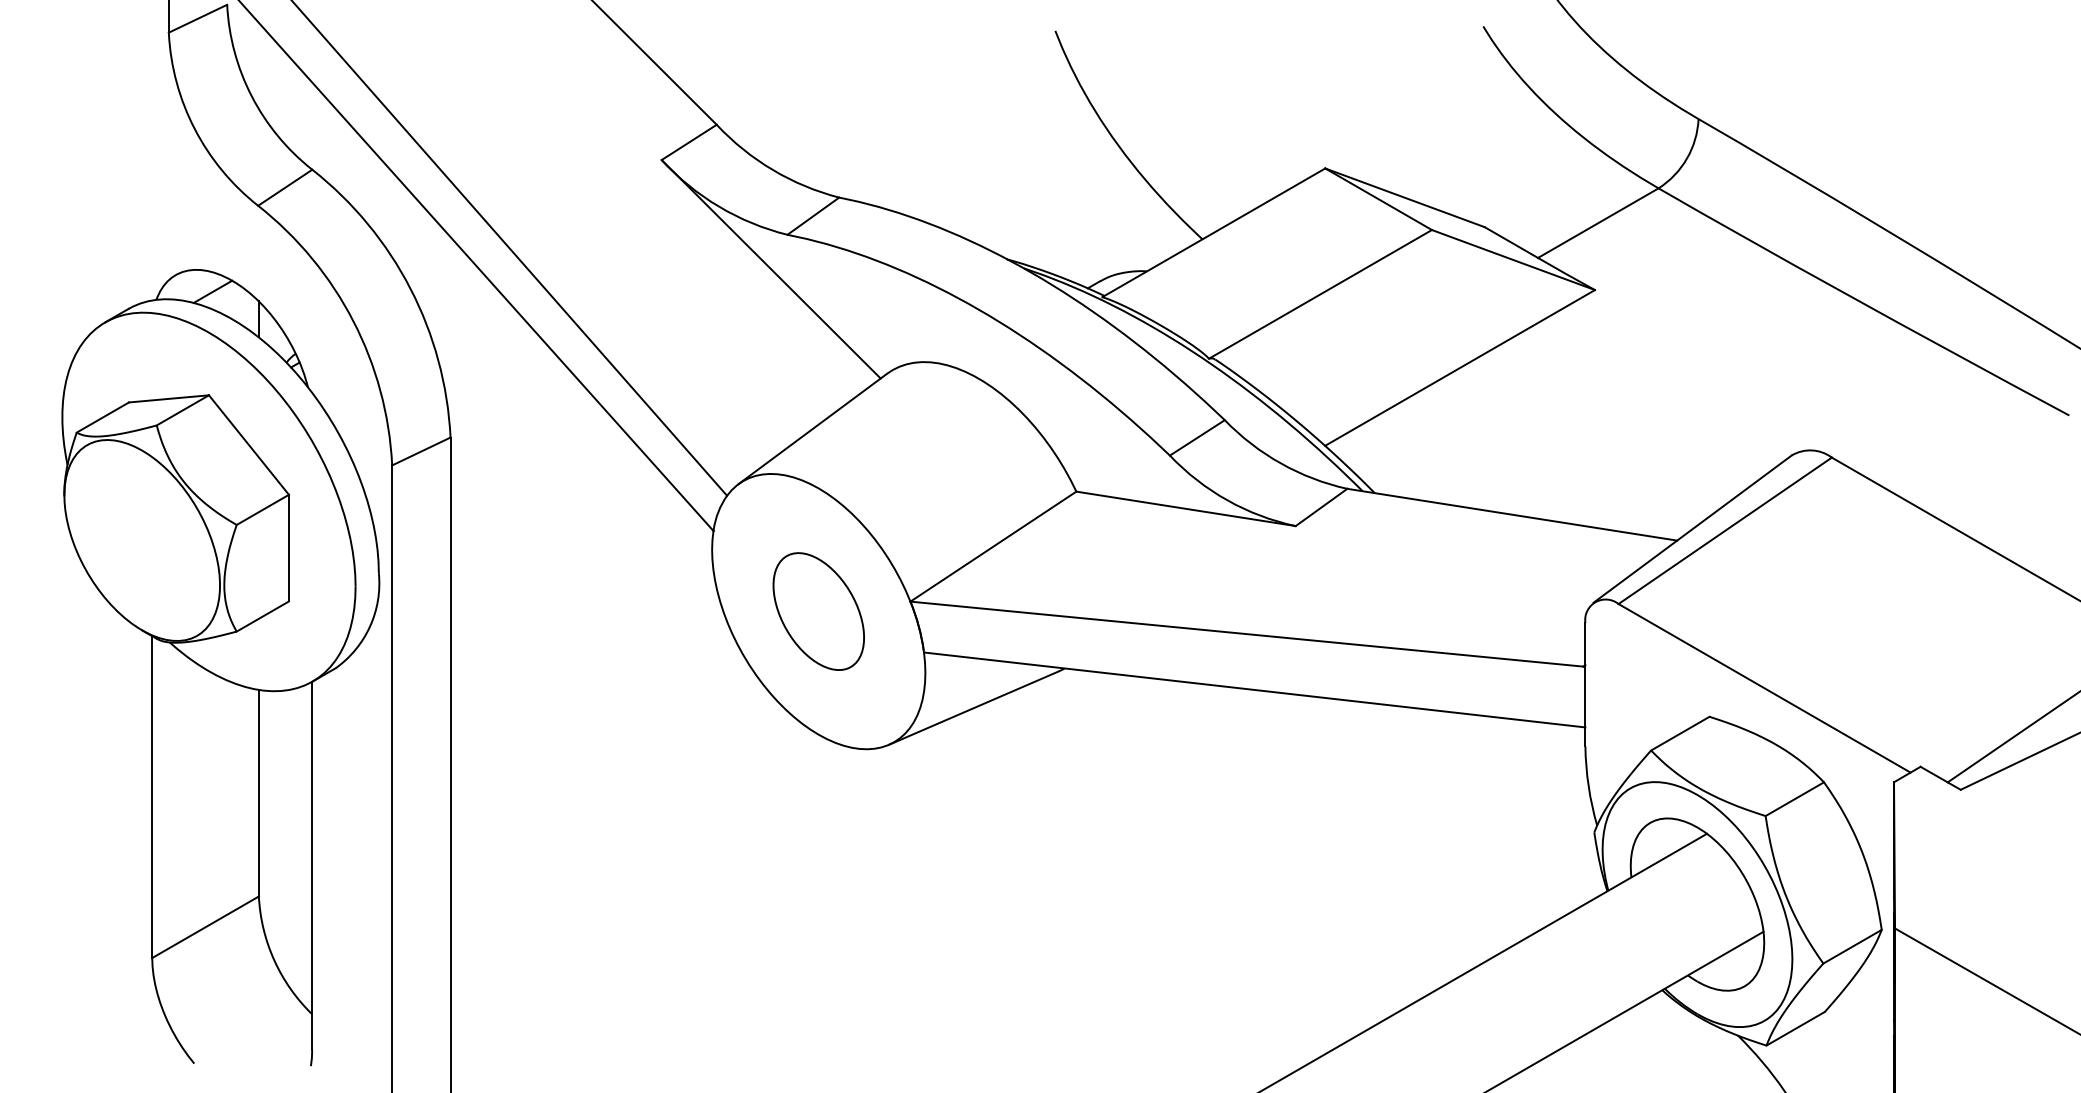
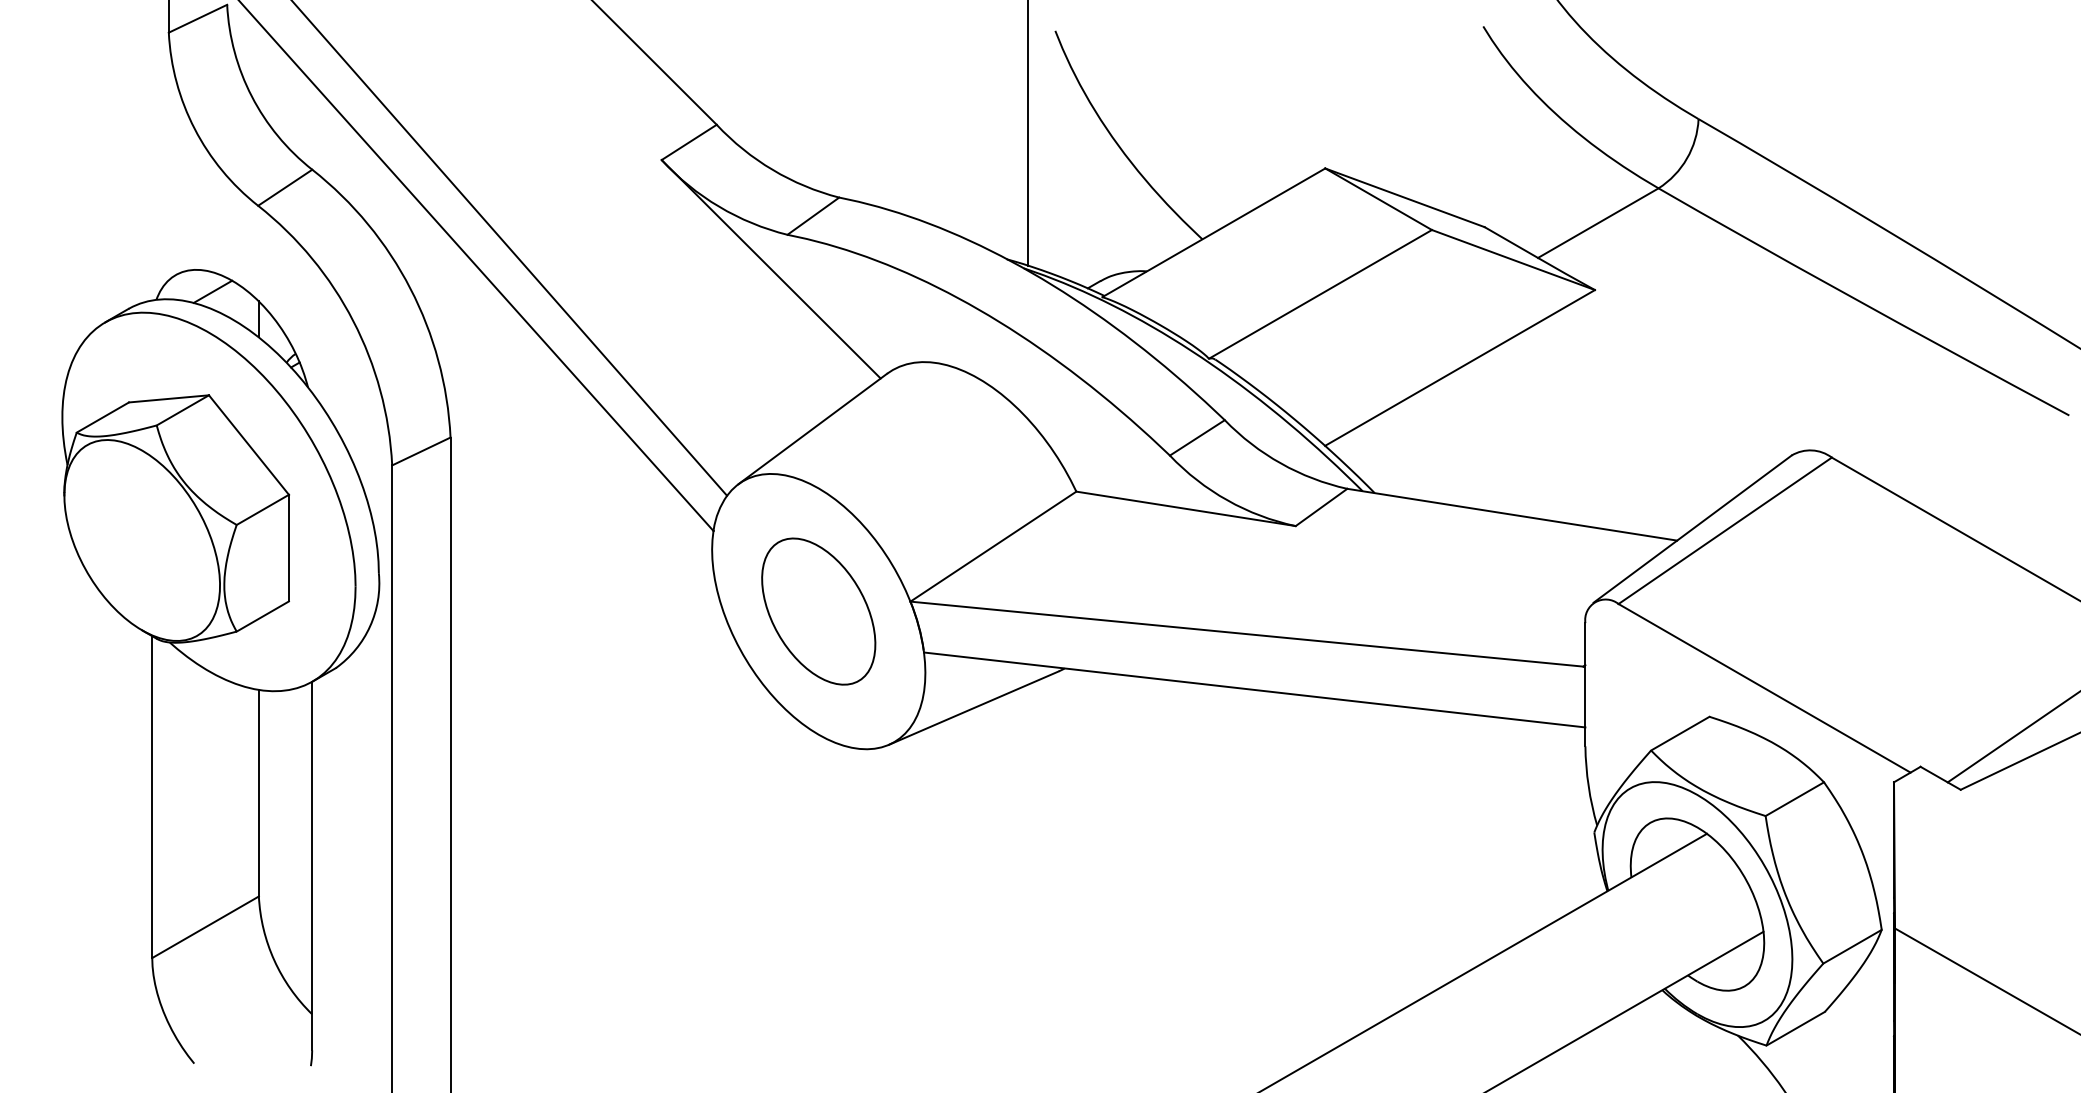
line: none -> present (1028, 133)
part size: 93x119 px -> 116x149 px (818, 611)
